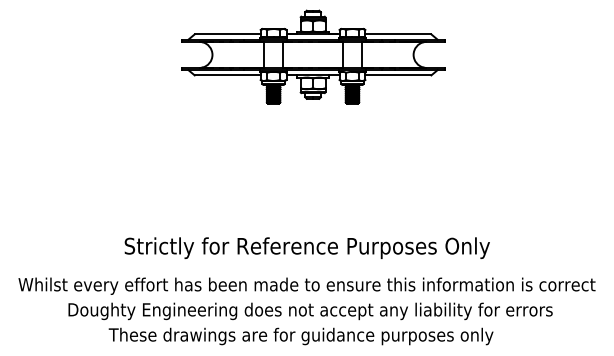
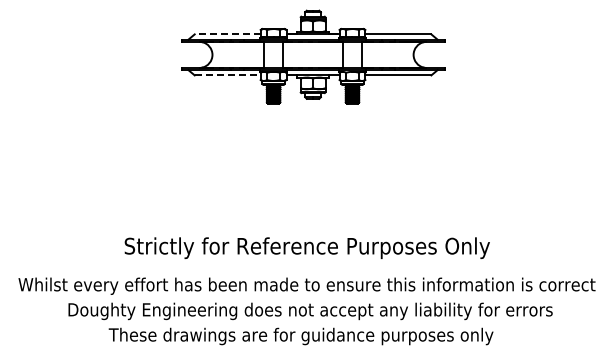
line: solid -> dashed (227, 34)
line: solid -> dashed (227, 75)
